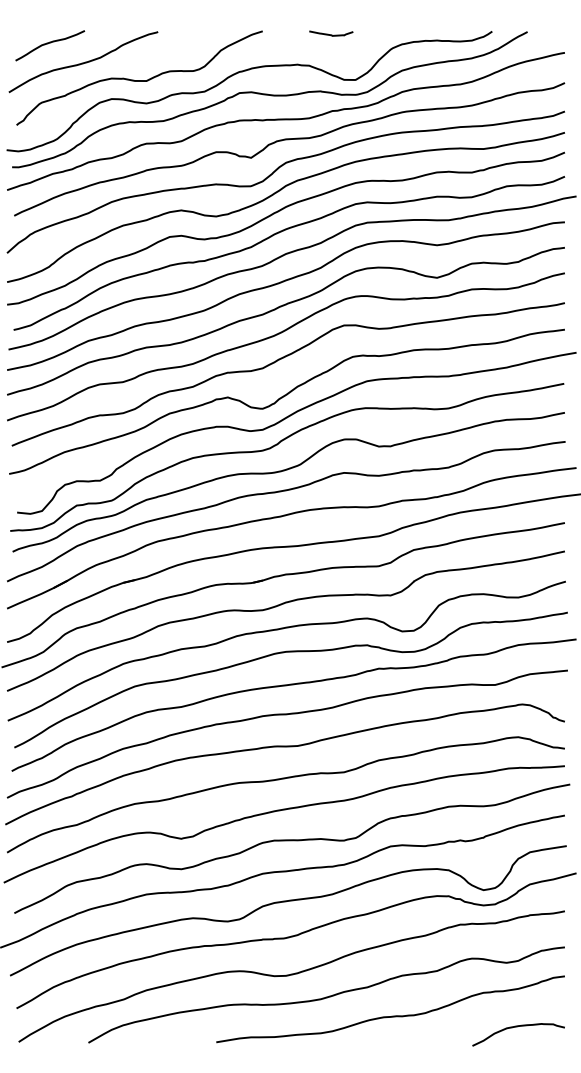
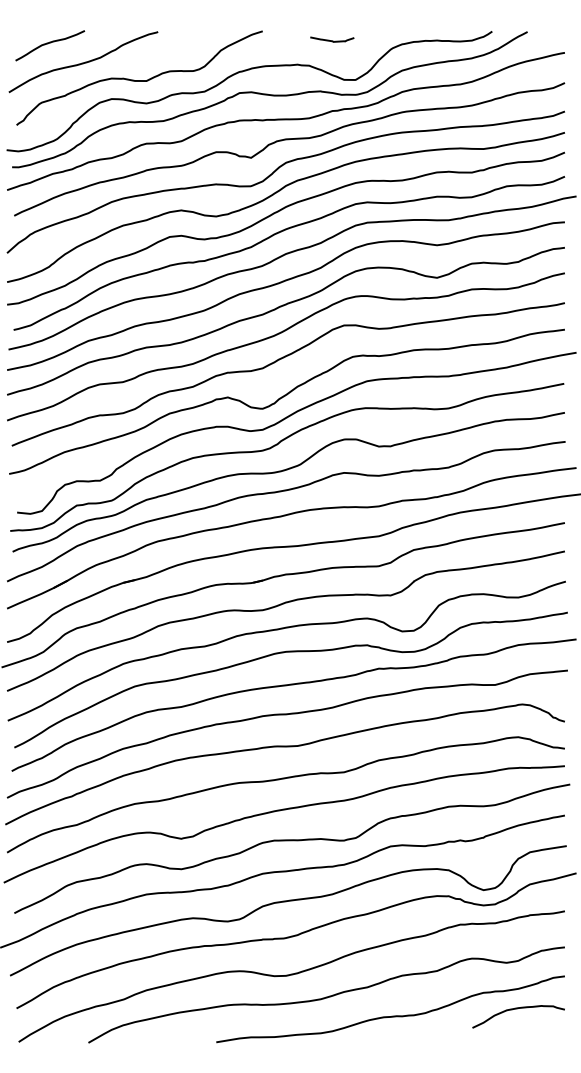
curve position: (331, 34) -> (332, 40) (332, 40)
curve position: (517, 1027) -> (517, 1009) (517, 1009)
